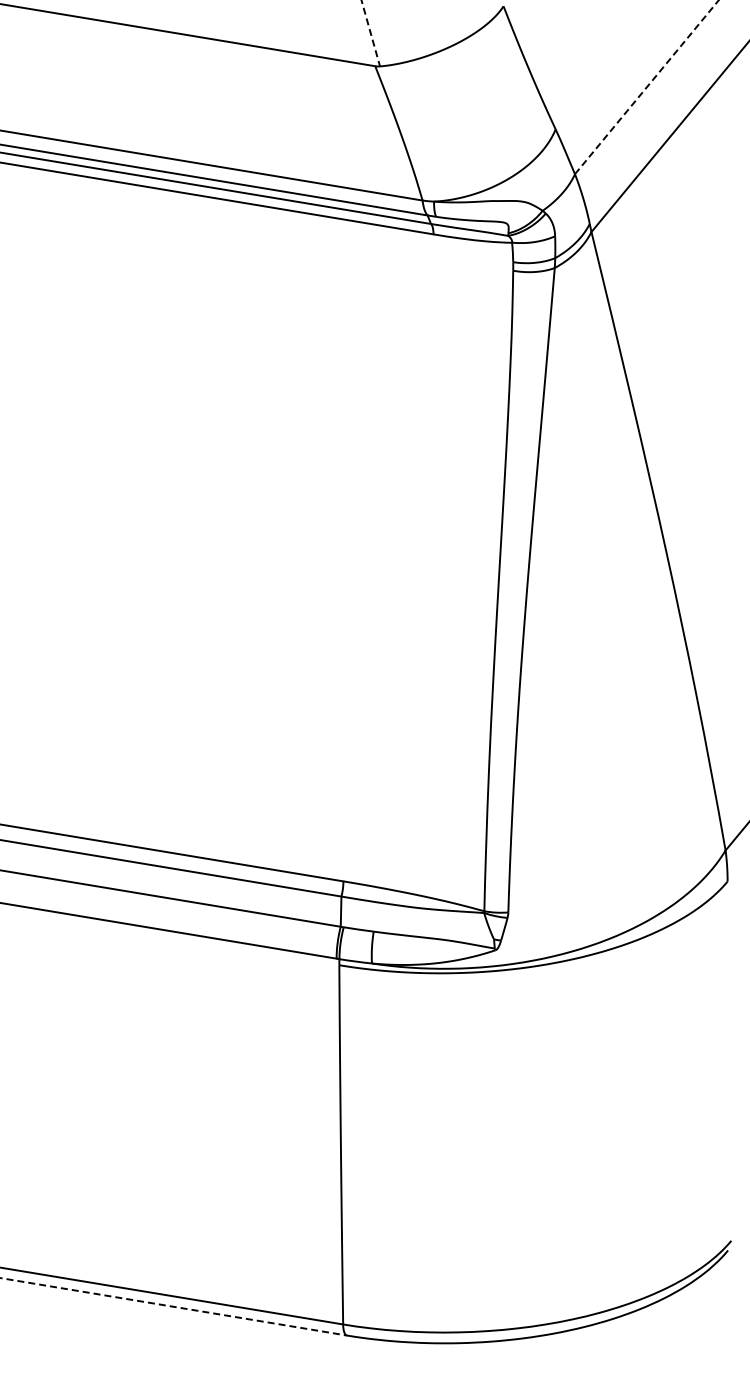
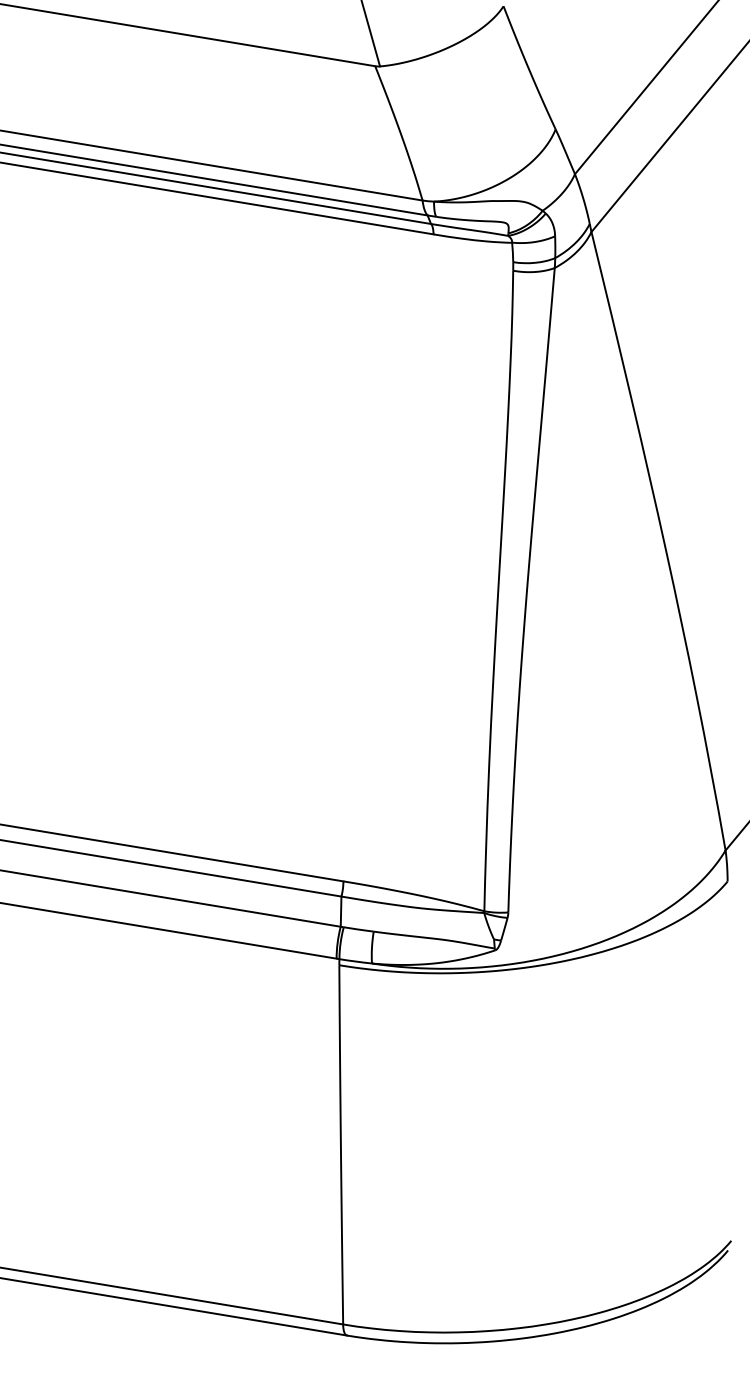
line: dashed -> solid (370, 33)
line: dashed -> solid (646, 87)
line: dashed -> solid (174, 1306)
